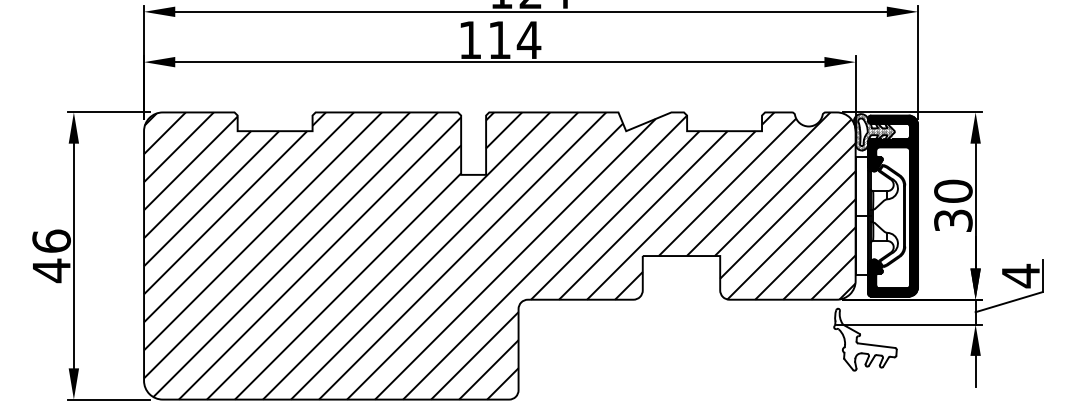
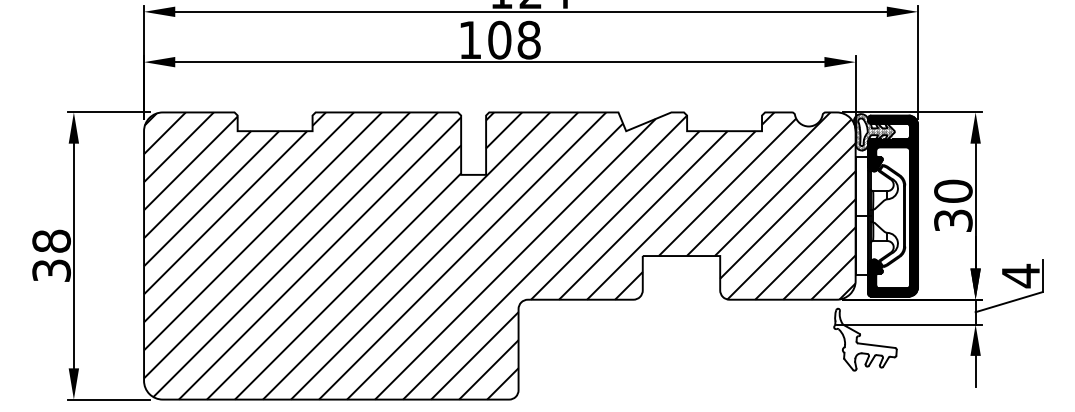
text: 114 -> 108 (514, 39)
text: 46 -> 38 (51, 256)
